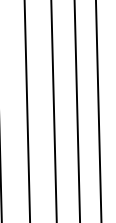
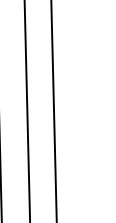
line: present -> none (76, 110)
line: present -> none (98, 110)
